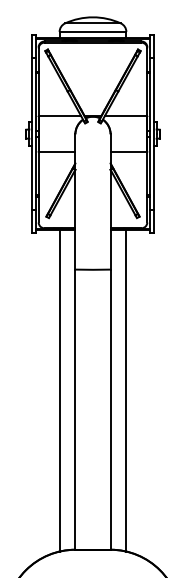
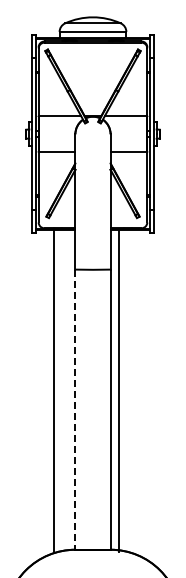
line position: (59, 390) -> (53, 390) (53, 390)
line position: (126, 390) -> (119, 390) (119, 390)
line: solid -> dashed (75, 410)
